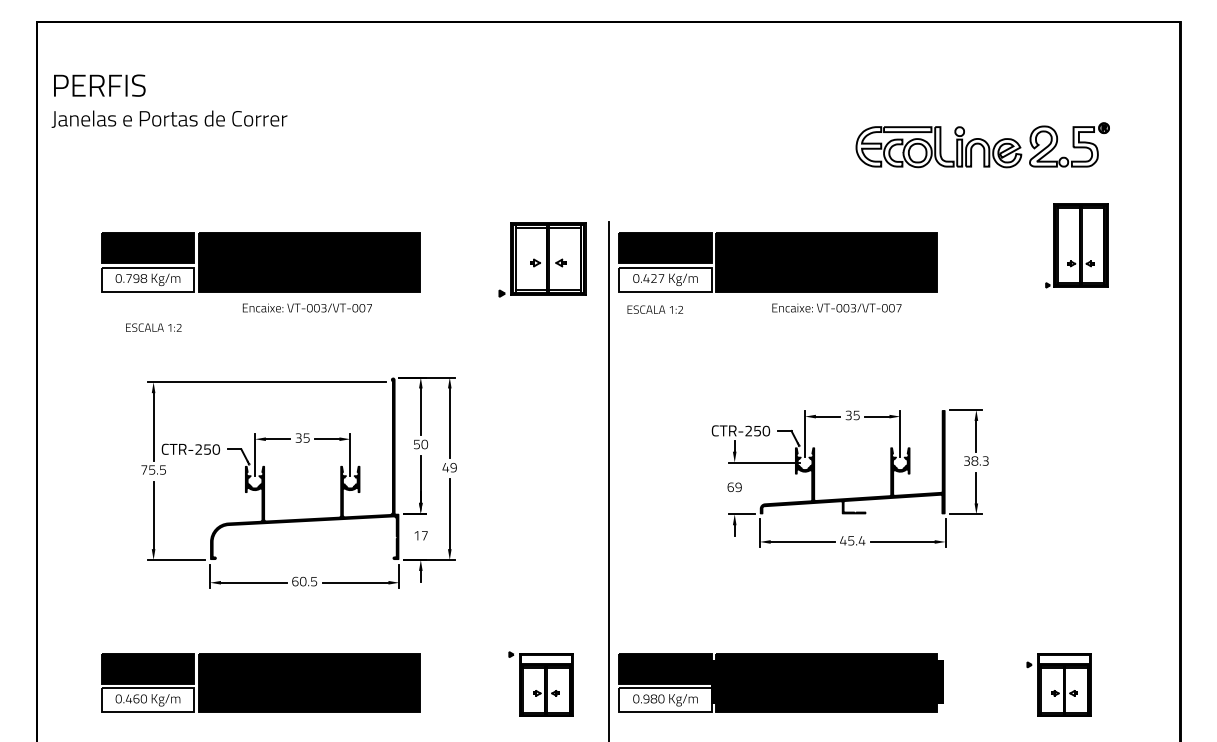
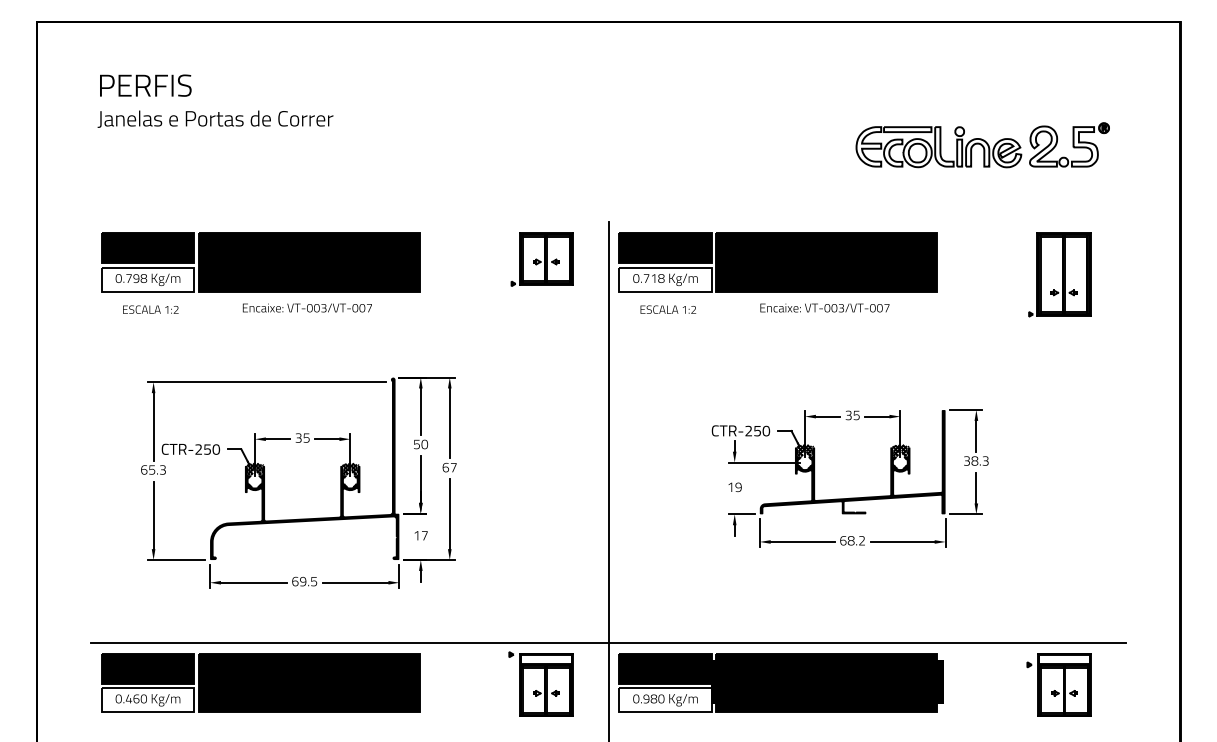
text position: (169, 100) -> (215, 100) (215, 100)
part position: (1076, 245) -> (1059, 274) (1059, 274)
part size: 89x76 px -> 64x55 px (541, 259)
text: 0.427 -> 0.718 (653, 278)
text position: (836, 307) -> (824, 307) (824, 307)
text position: (655, 309) -> (668, 309) (668, 309)
text position: (153, 327) -> (150, 309) (150, 309)
hatch: none -> present (805, 450)
hatch: none -> present (900, 450)
text: 49 -> 67 (449, 467)
text: 75.5 -> 65.3 (153, 469)
hatch: none -> present (255, 469)
hatch: none -> present (350, 469)
text: 69 -> 19 (730, 487)
text: 45.4 -> 68.2 (852, 540)
text: 60.5 -> 69.5 (303, 581)
line: none -> present (608, 642)
